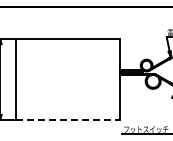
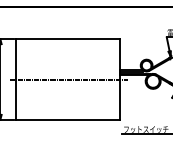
line: none -> present (68, 79)
line: dashed -> solid (68, 119)
